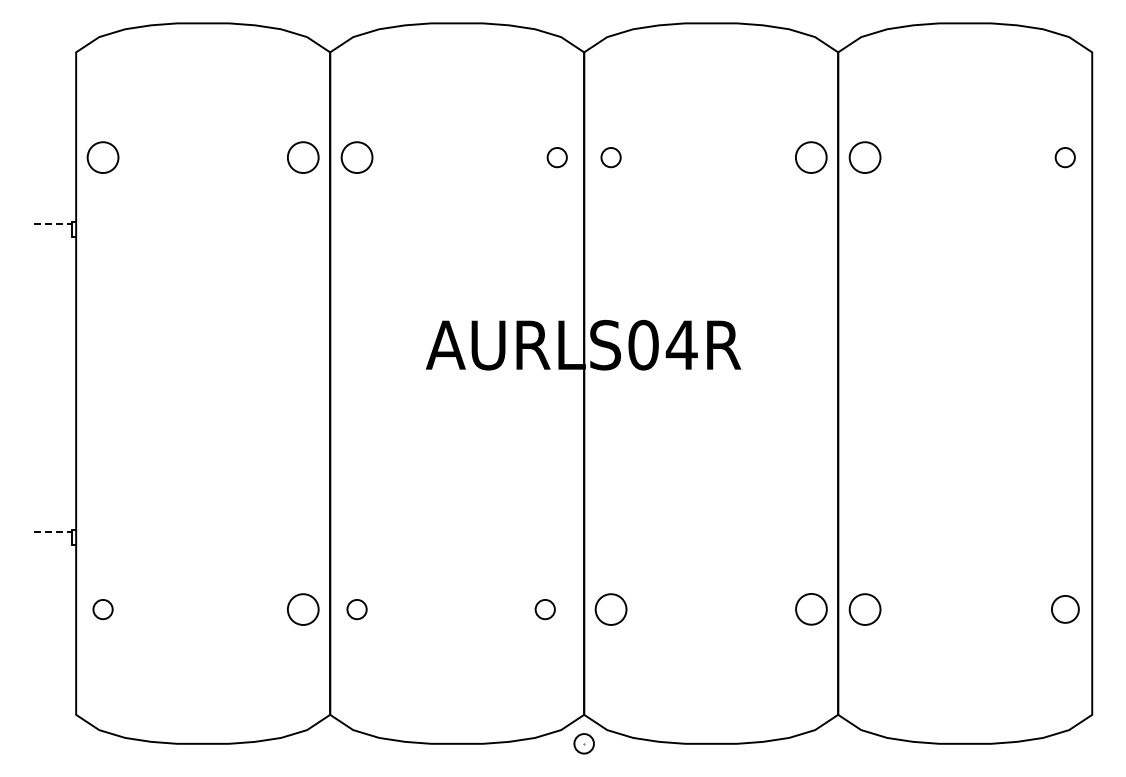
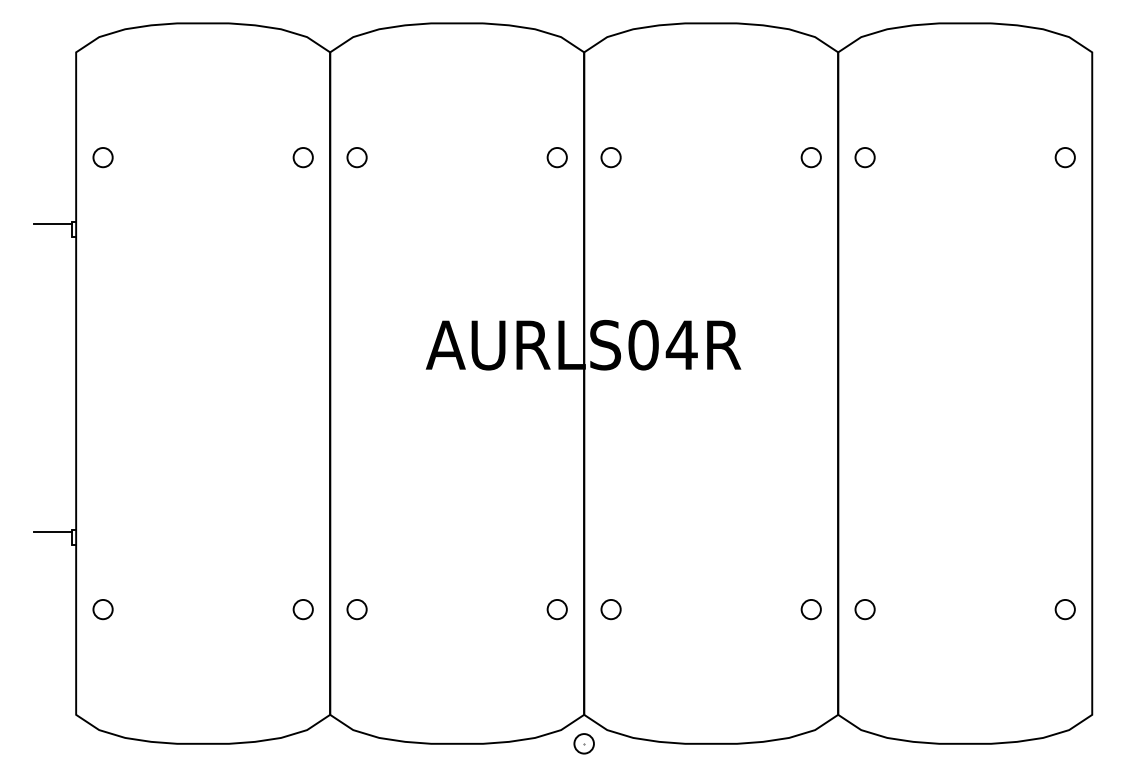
circle diameter: 31 px -> 19 px (102, 157)
circle diameter: 31 px -> 19 px (302, 157)
circle diameter: 31 px -> 19 px (356, 157)
circle diameter: 31 px -> 19 px (810, 157)
circle diameter: 31 px -> 19 px (864, 157)
line: dashed -> solid (53, 223)
line: dashed -> solid (53, 531)
circle diameter: 31 px -> 19 px (302, 609)
circle position: (544, 609) -> (556, 609) (556, 609)
circle diameter: 31 px -> 19 px (610, 609)
circle size: 33x33 px -> 22x22 px (810, 609)
circle diameter: 31 px -> 19 px (864, 609)
circle size: 29x29 px -> 22x22 px (1064, 609)
